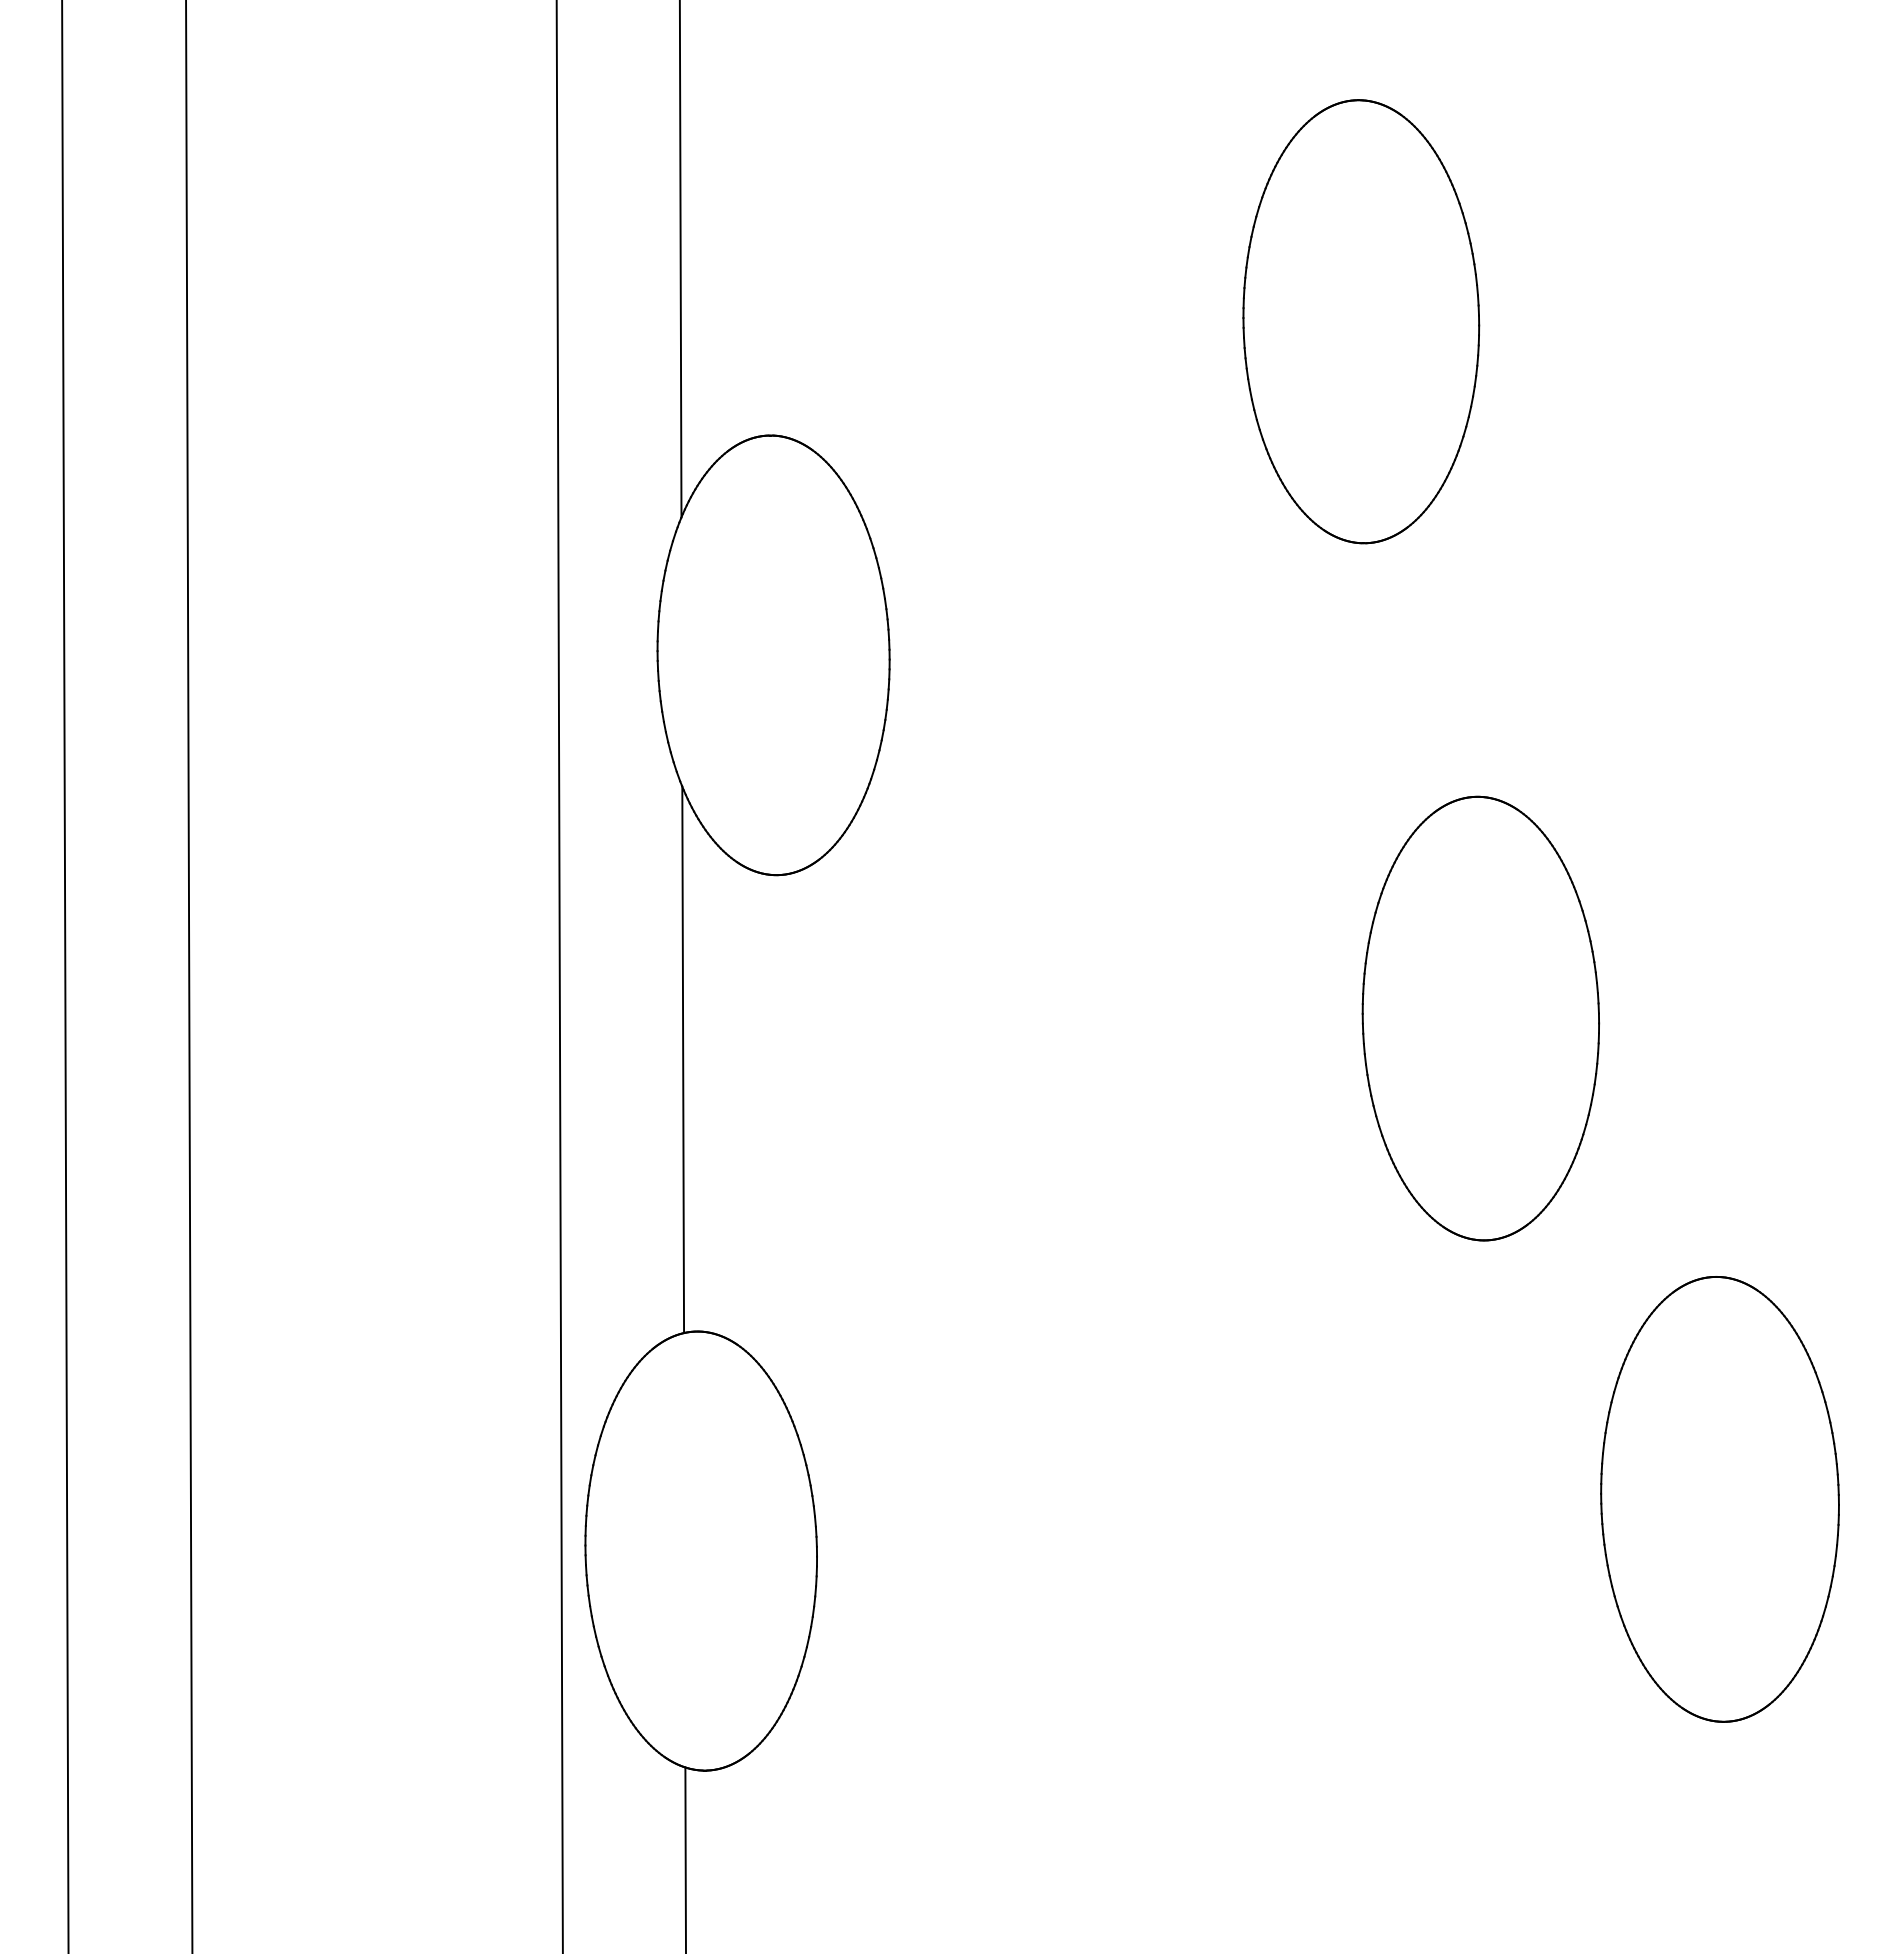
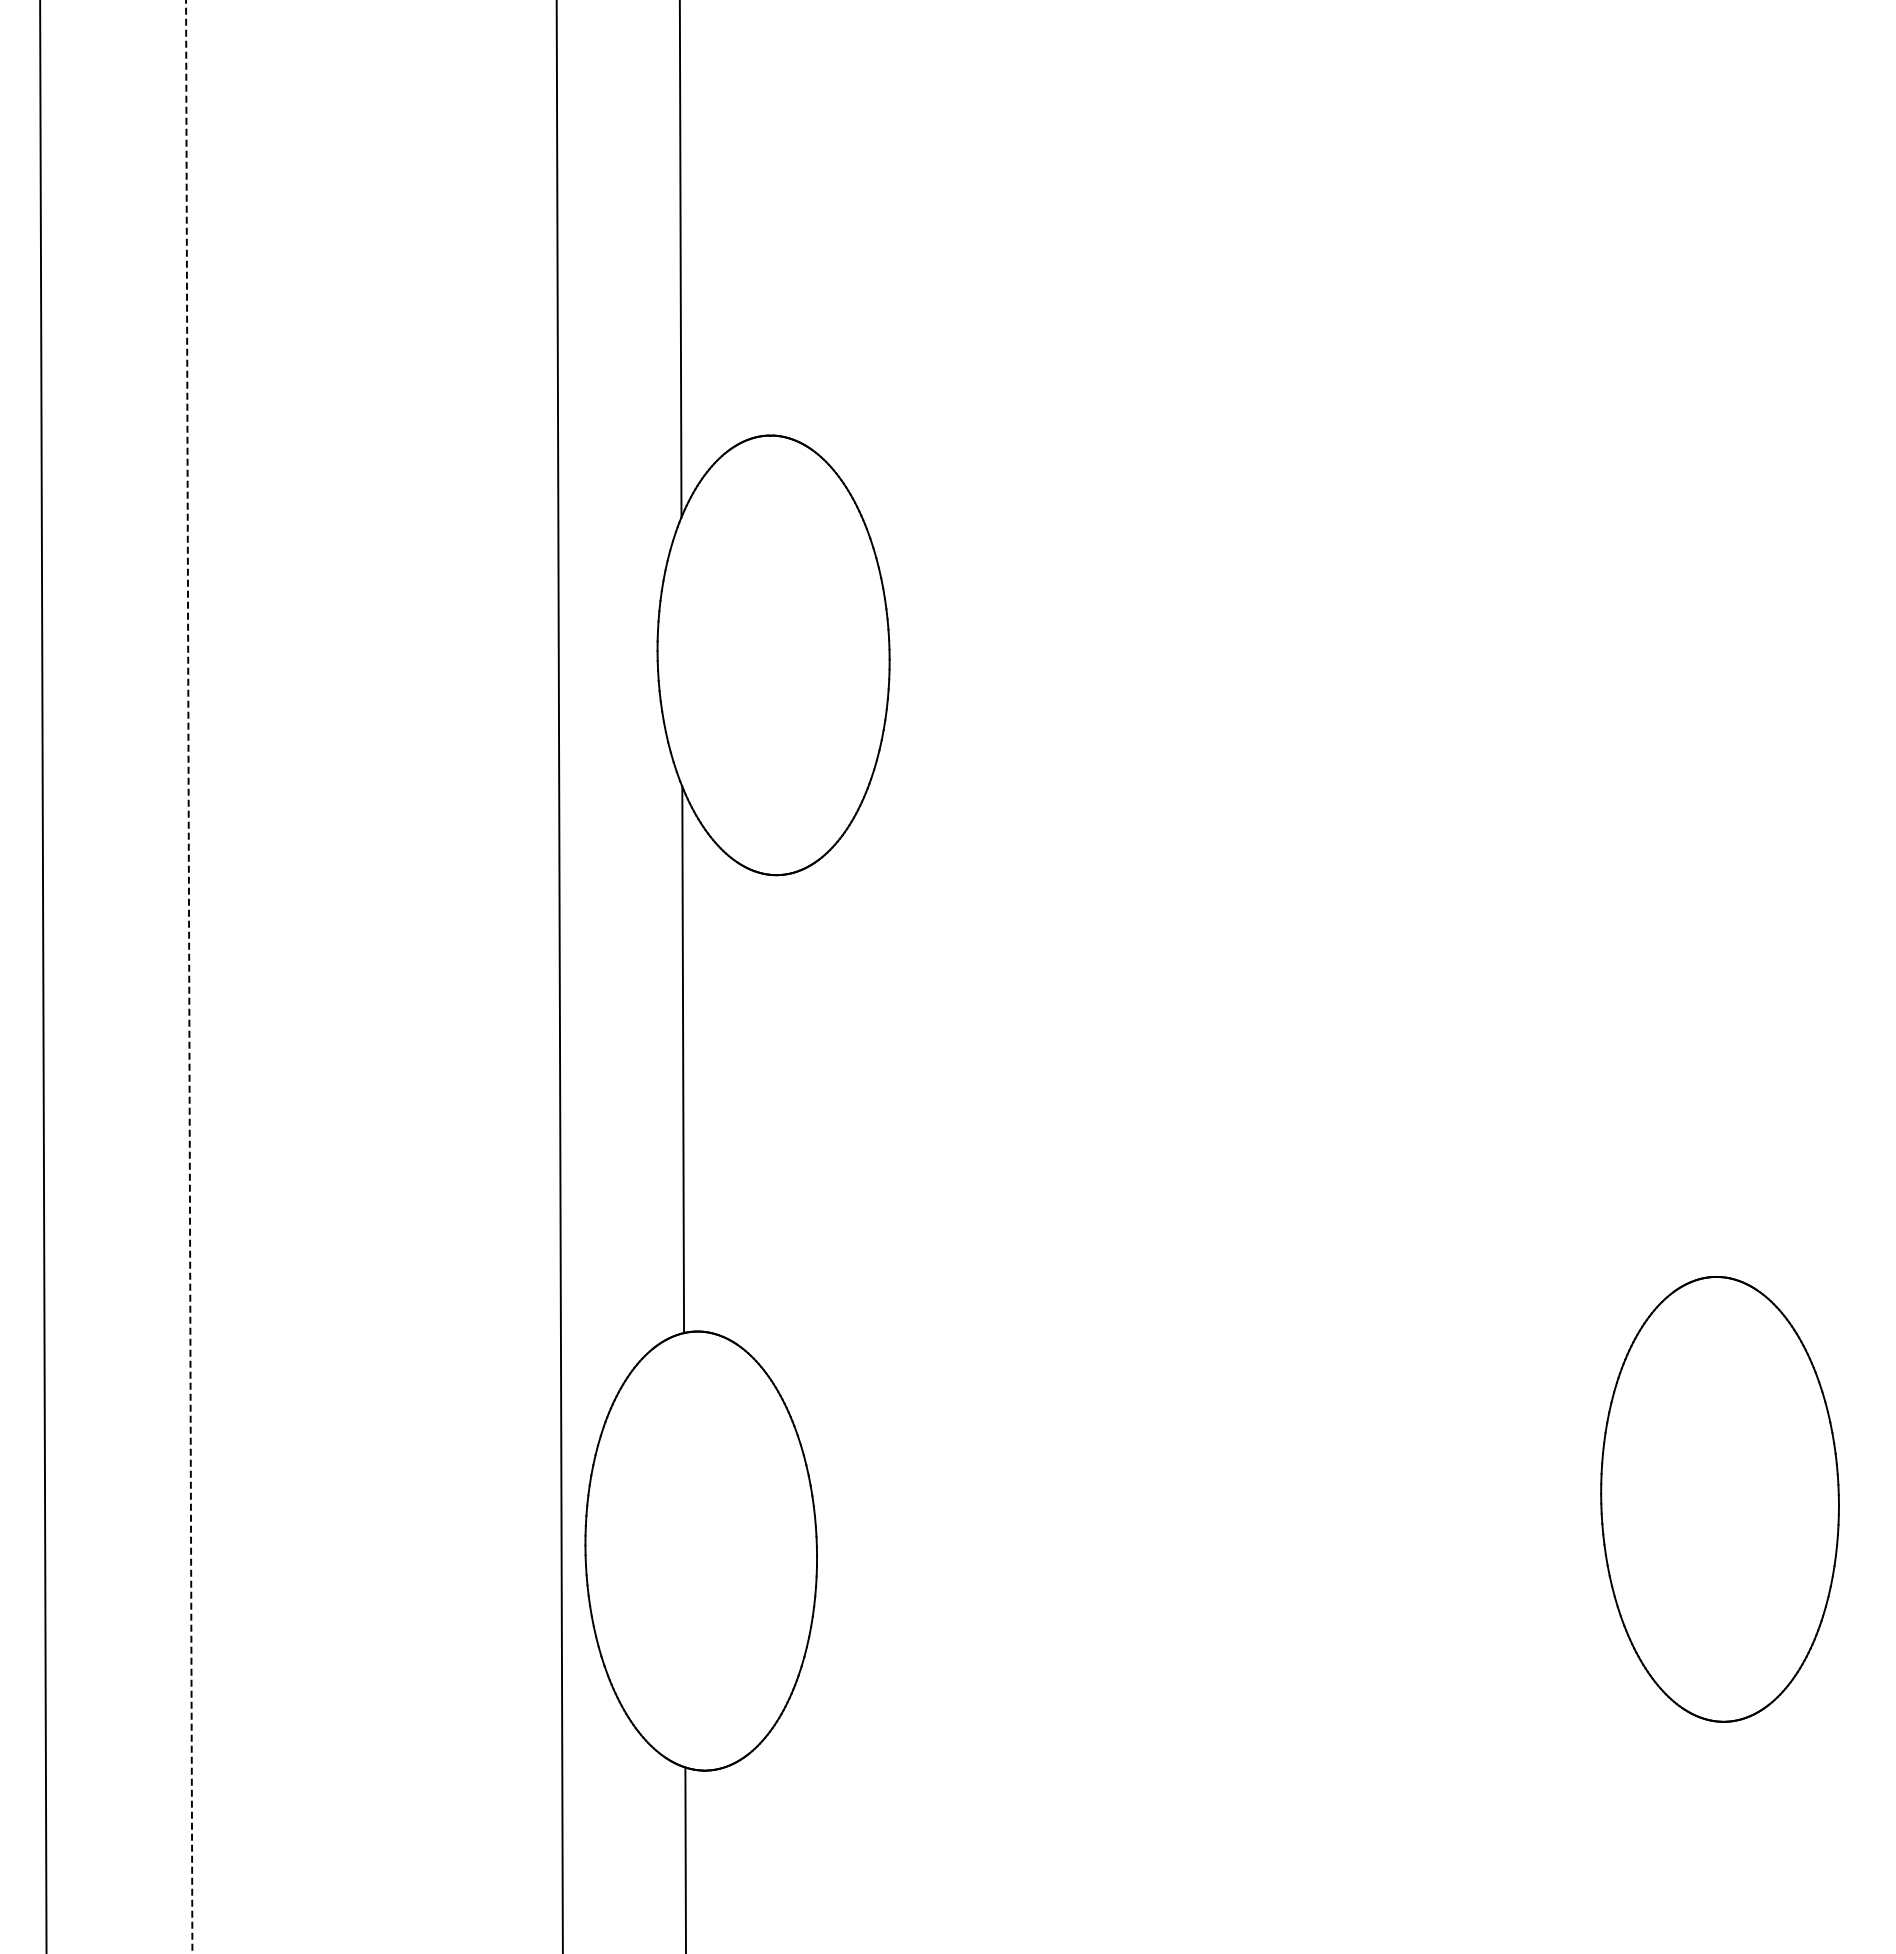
part: present -> none (1361, 321)
line position: (65, 976) -> (43, 976) (43, 976)
line: solid -> dashed (189, 976)
part: present -> none (1480, 1018)
